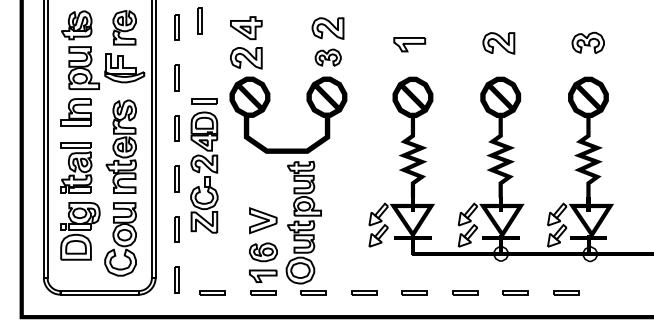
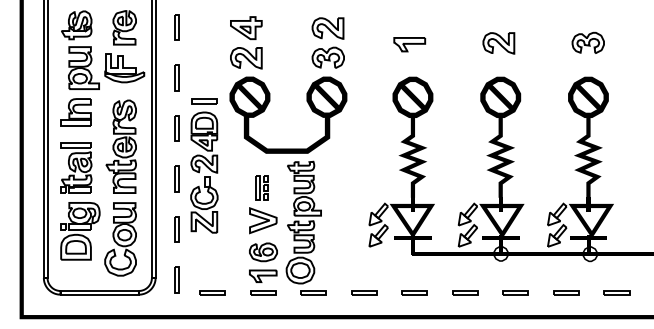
part: present -> none (199, 20)
part size: 28x19 px -> 34x23 px (327, 57)
part: none -> present (261, 187)
part: none -> present (616, 292)
